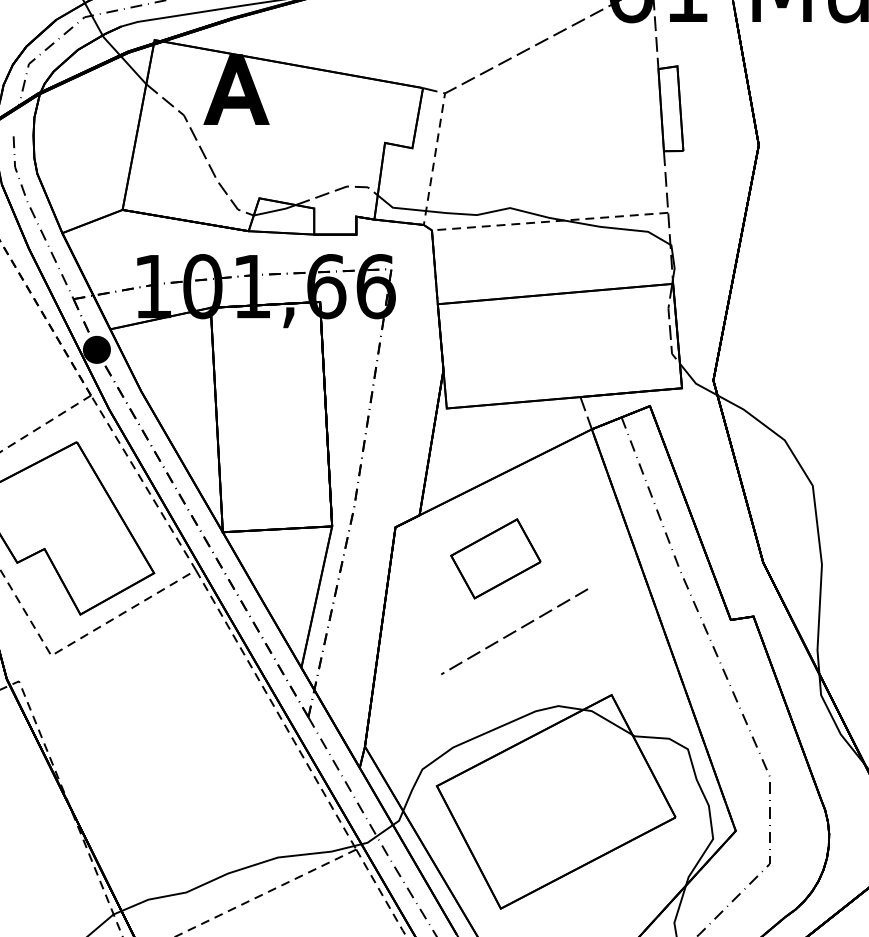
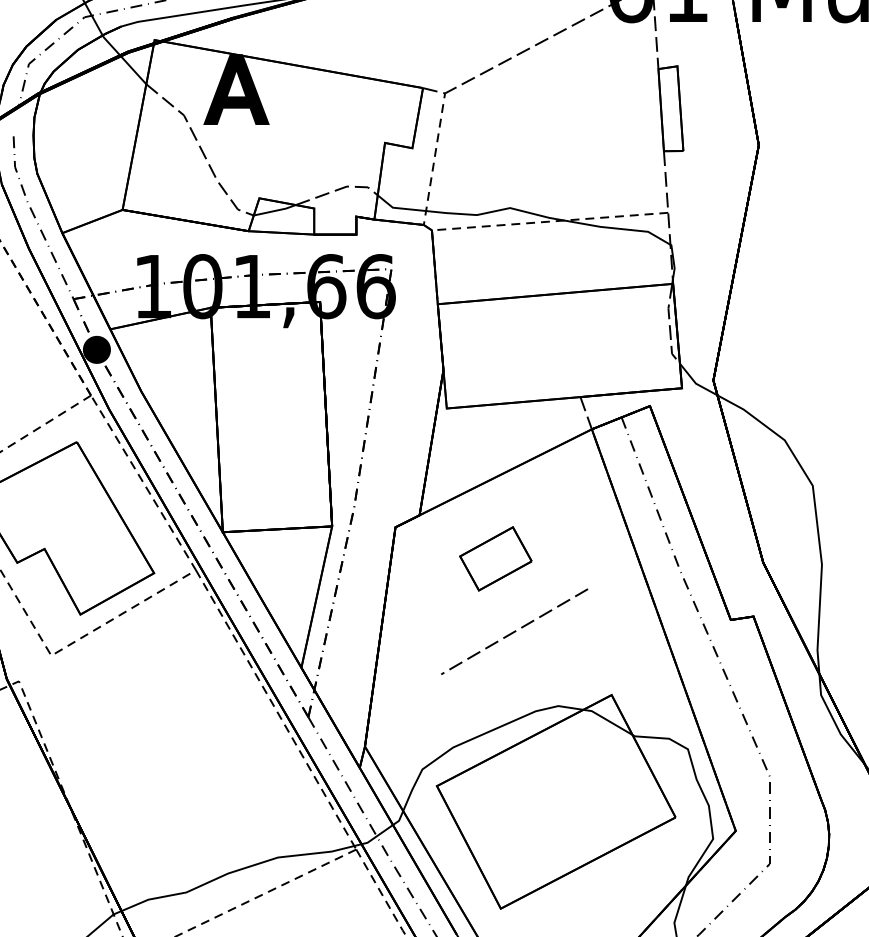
part size: 92x82 px -> 74x66 px (495, 558)
